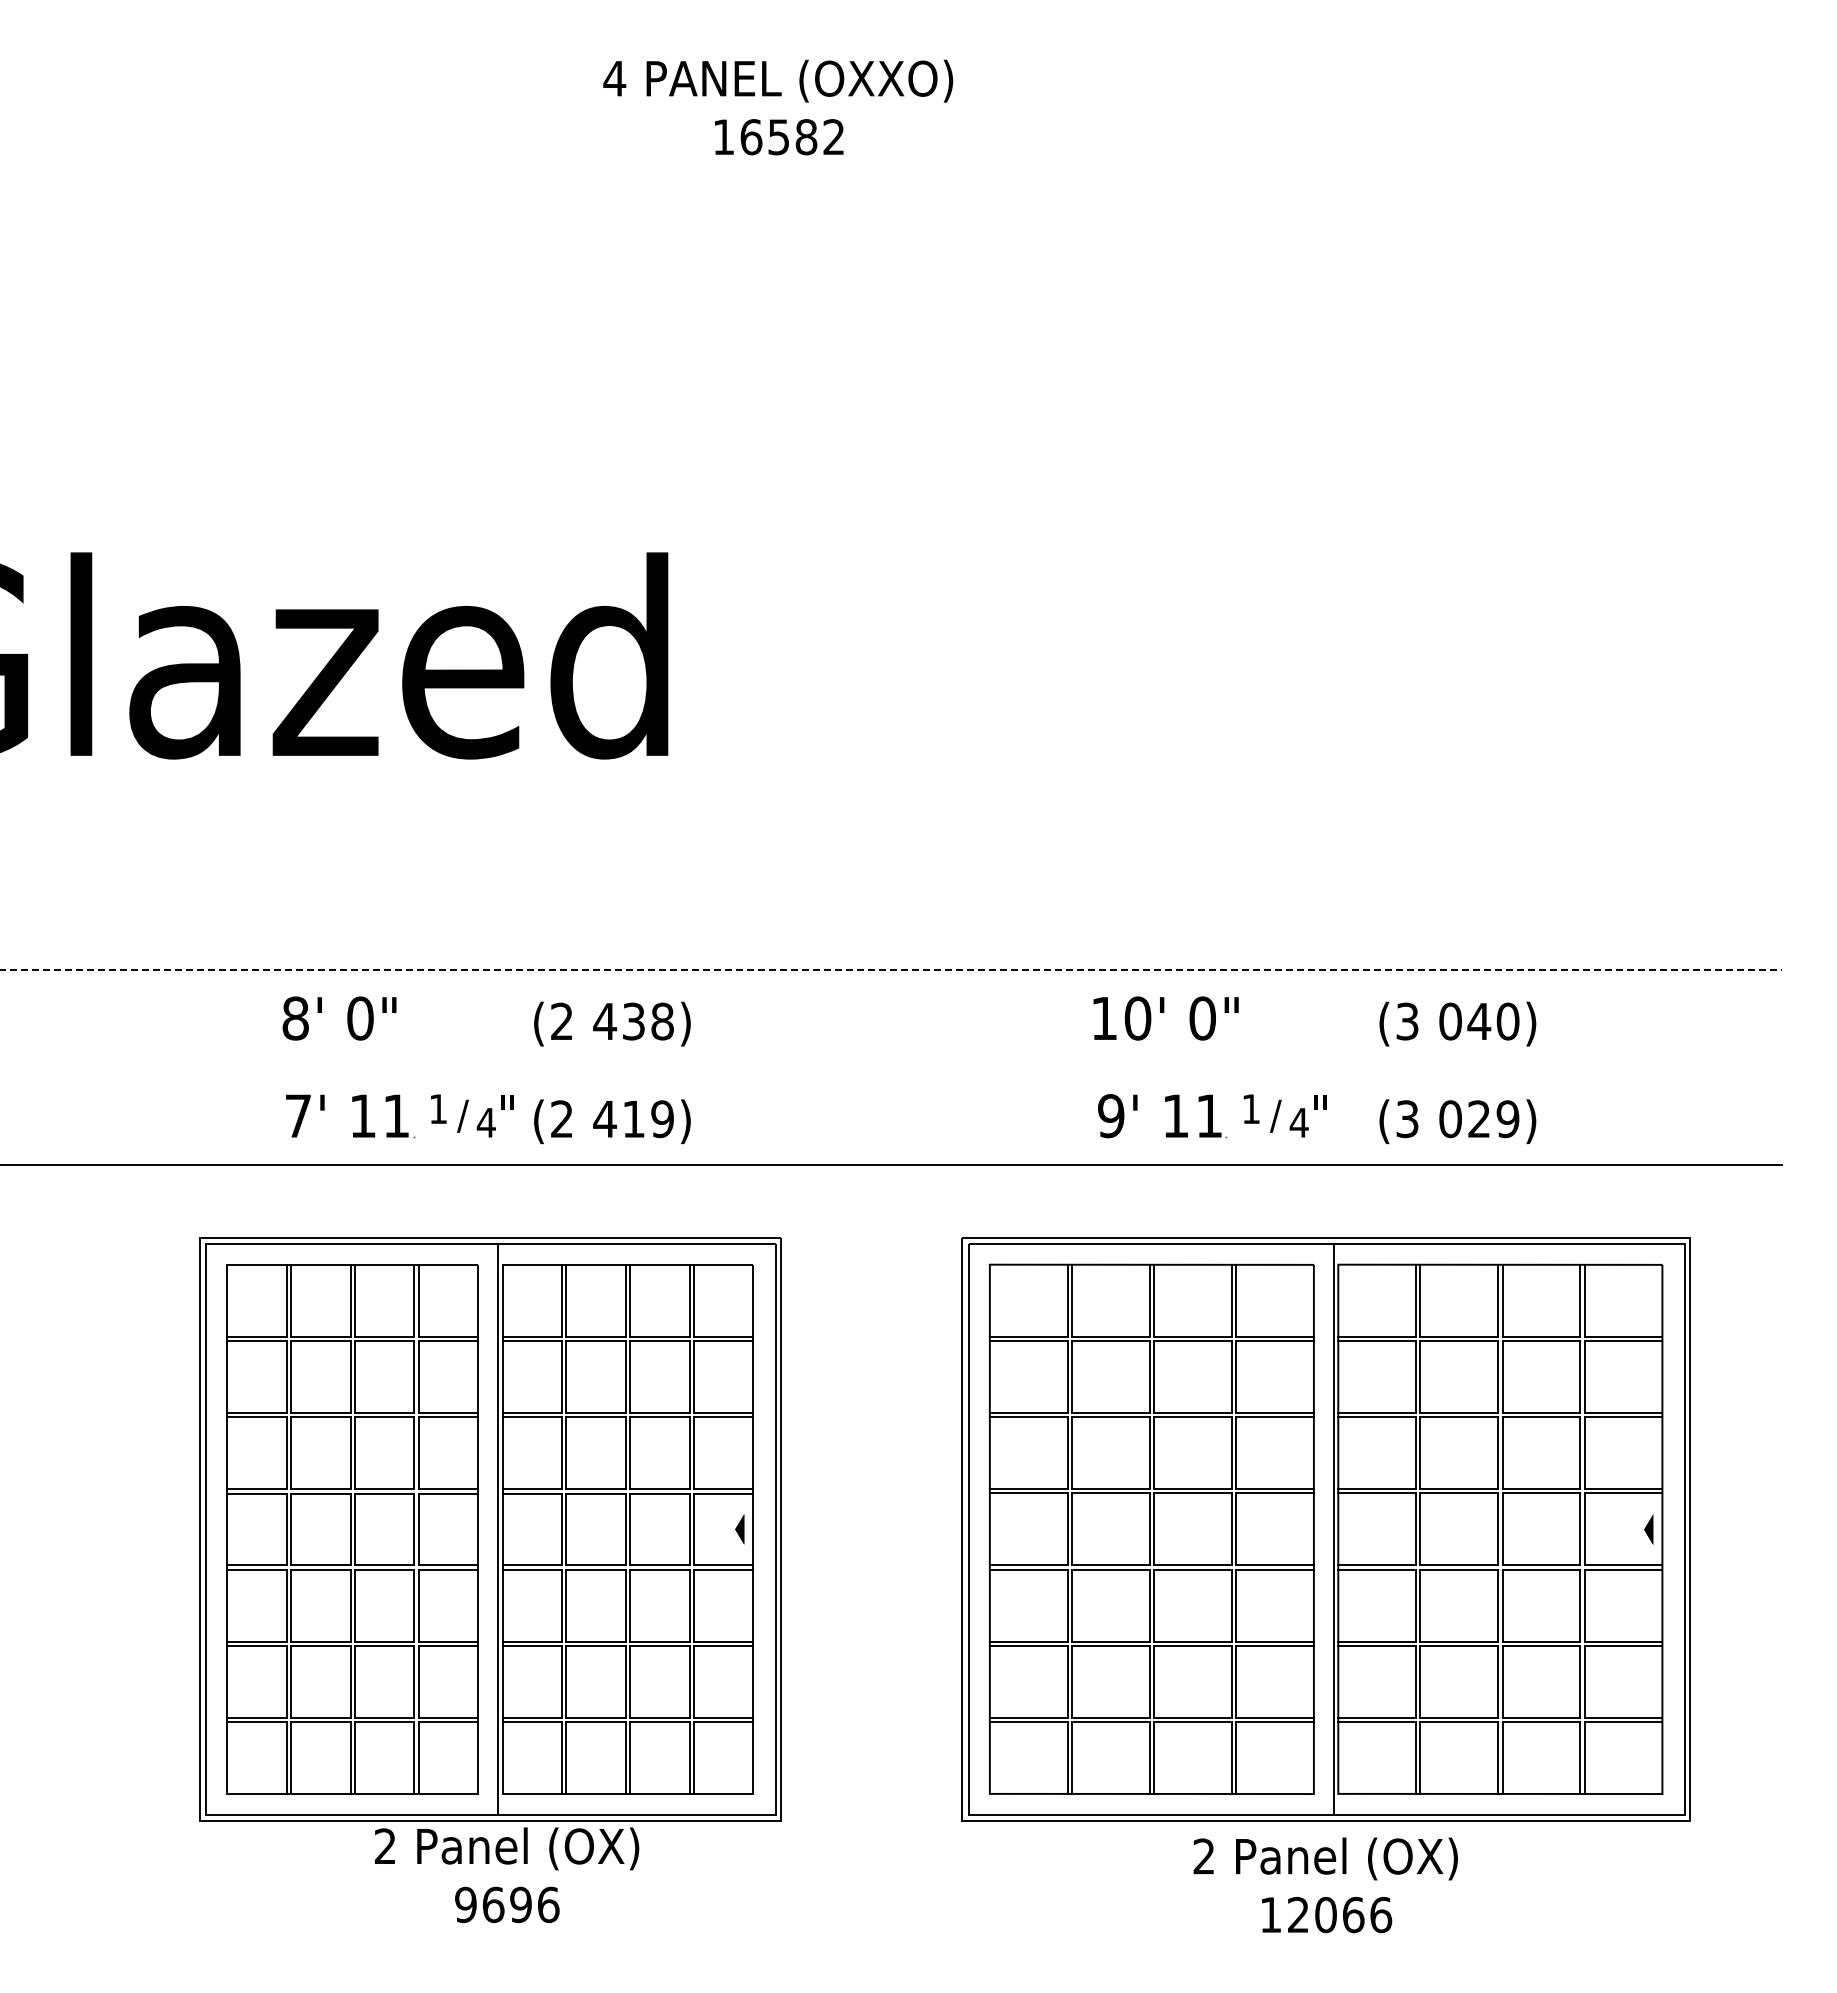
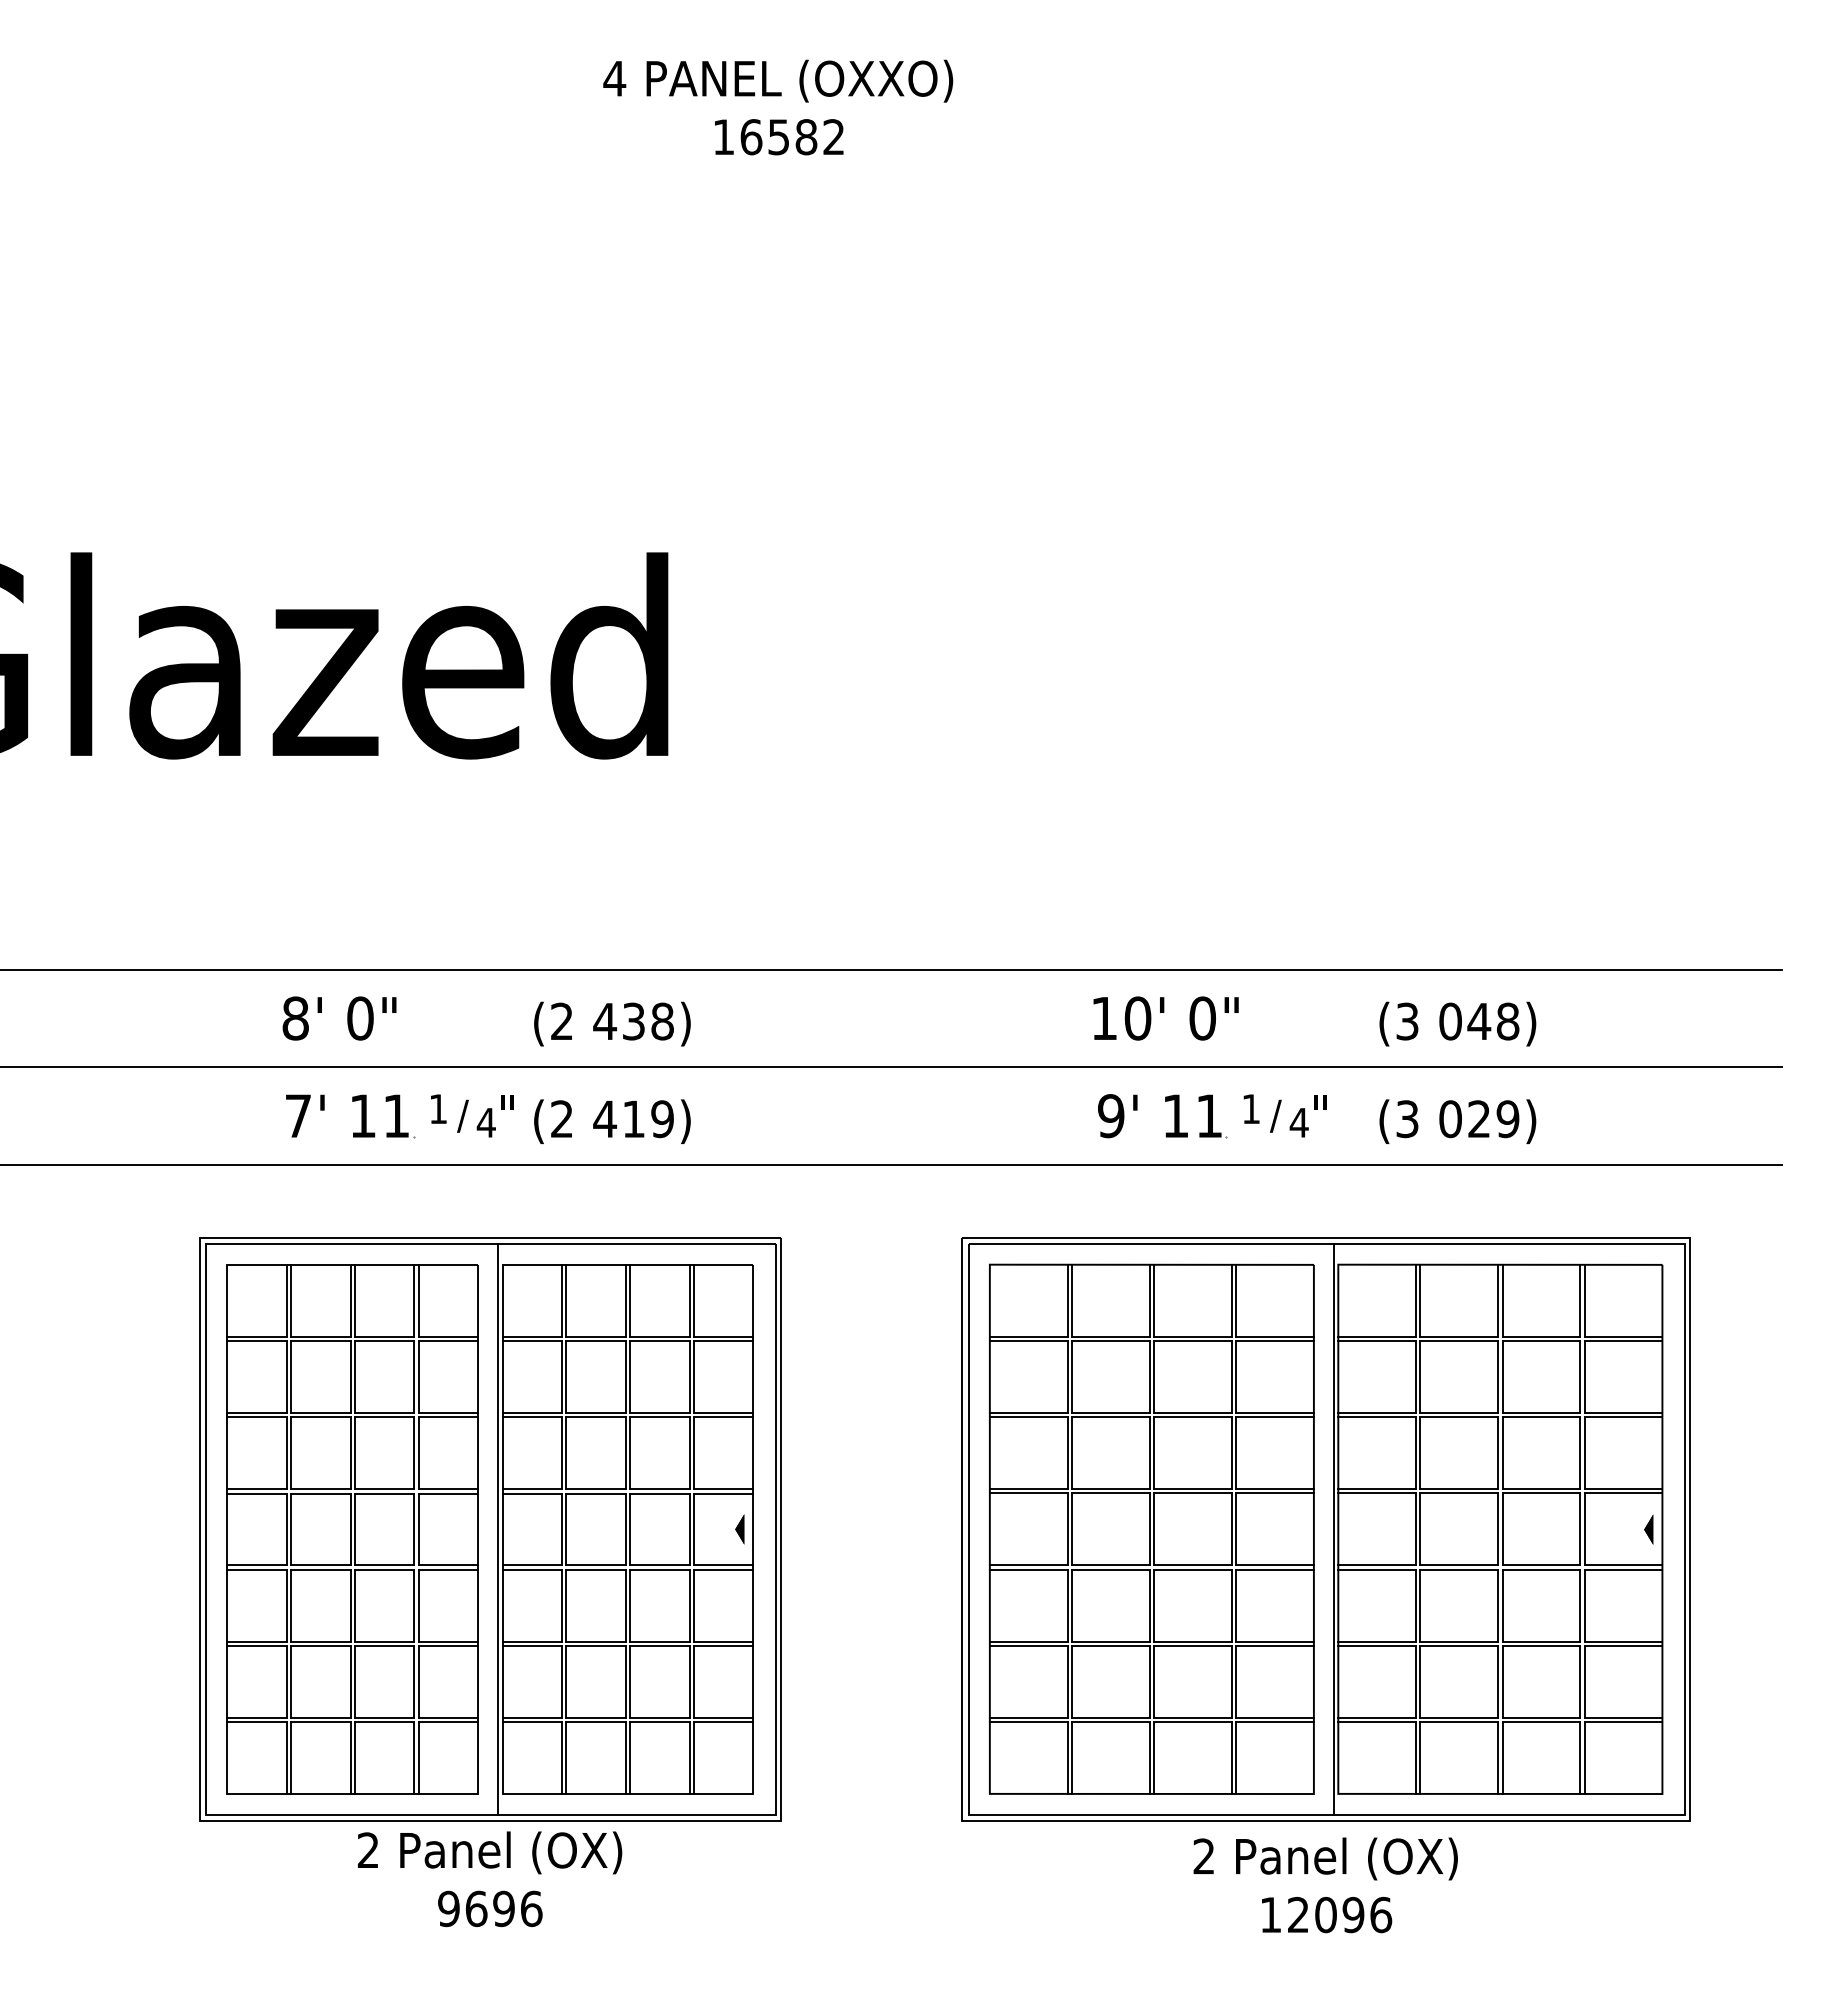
line: dashed -> solid (891, 969)
text: 040) -> 048) (1507, 1021)
line: none -> present (892, 1067)
text position: (507, 1875) -> (490, 1879) (490, 1879)
text: 12066 -> 12096 (1353, 1914)
